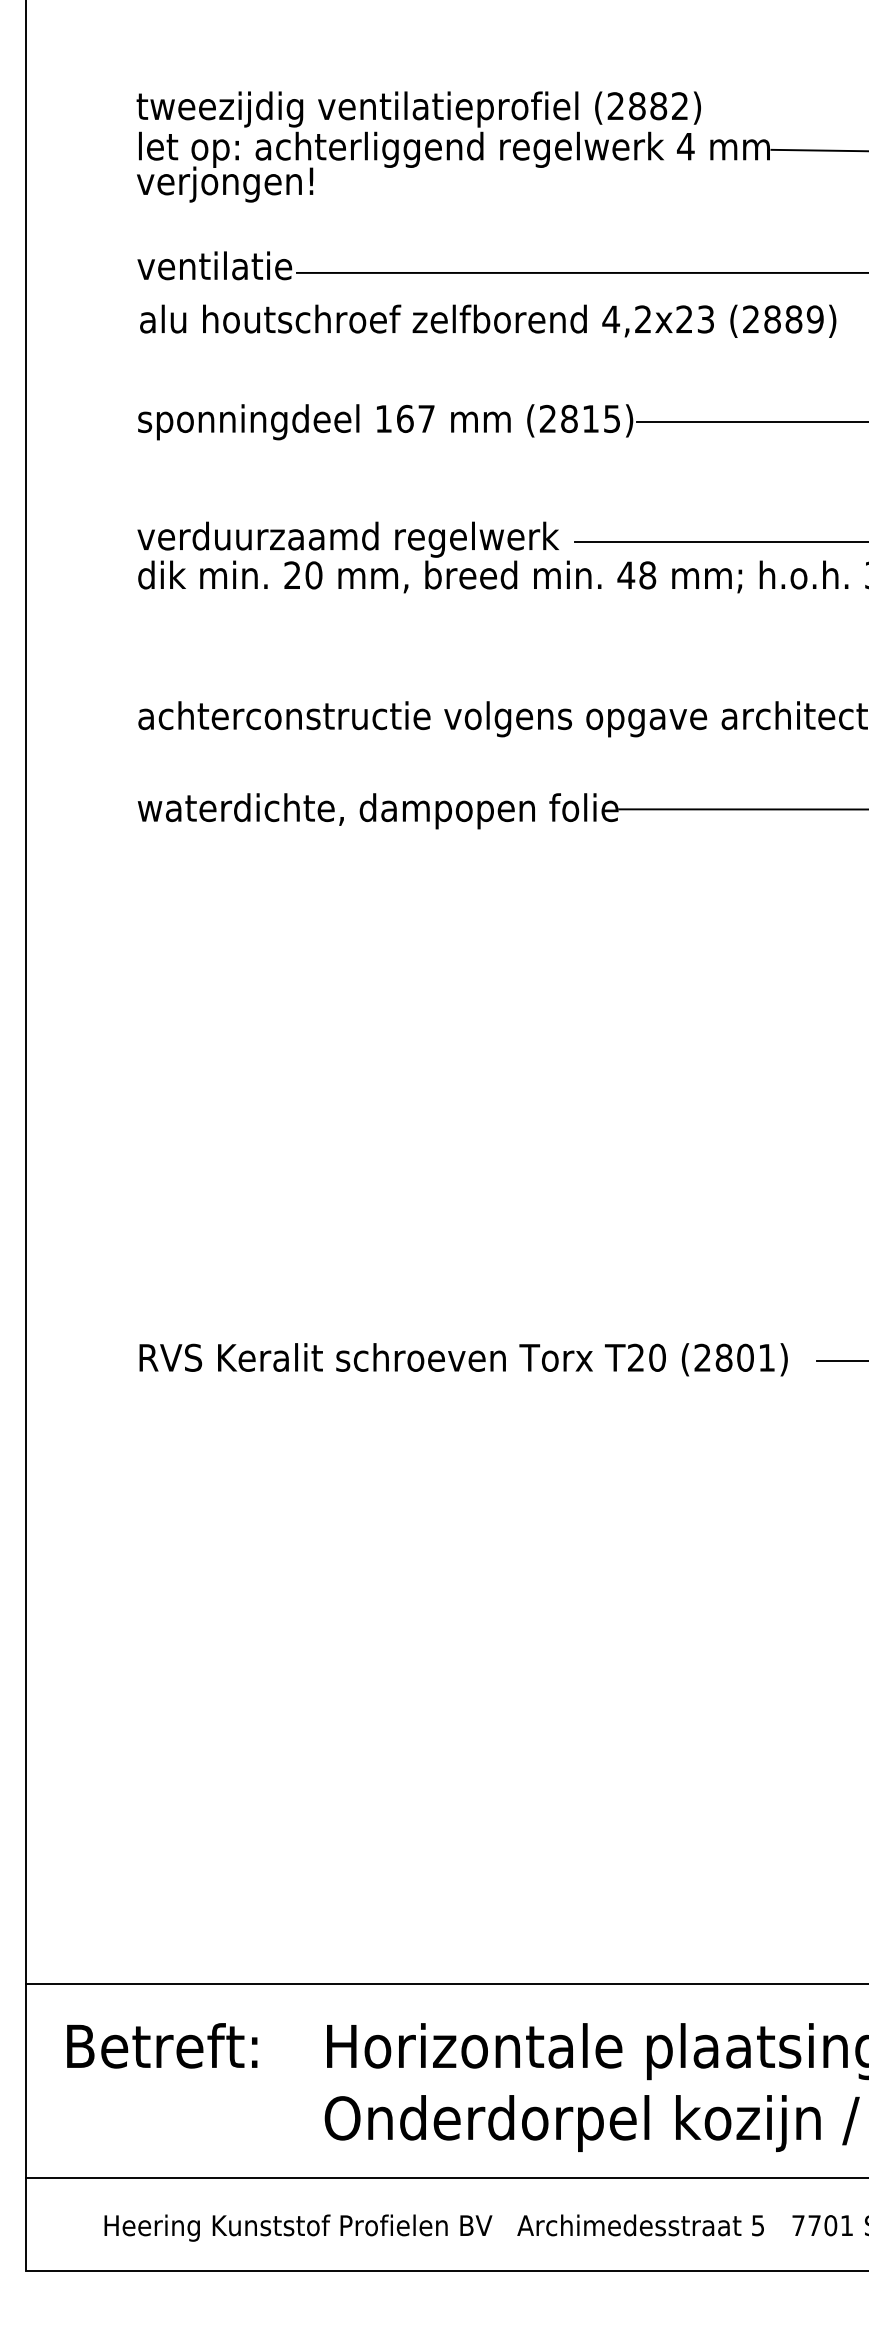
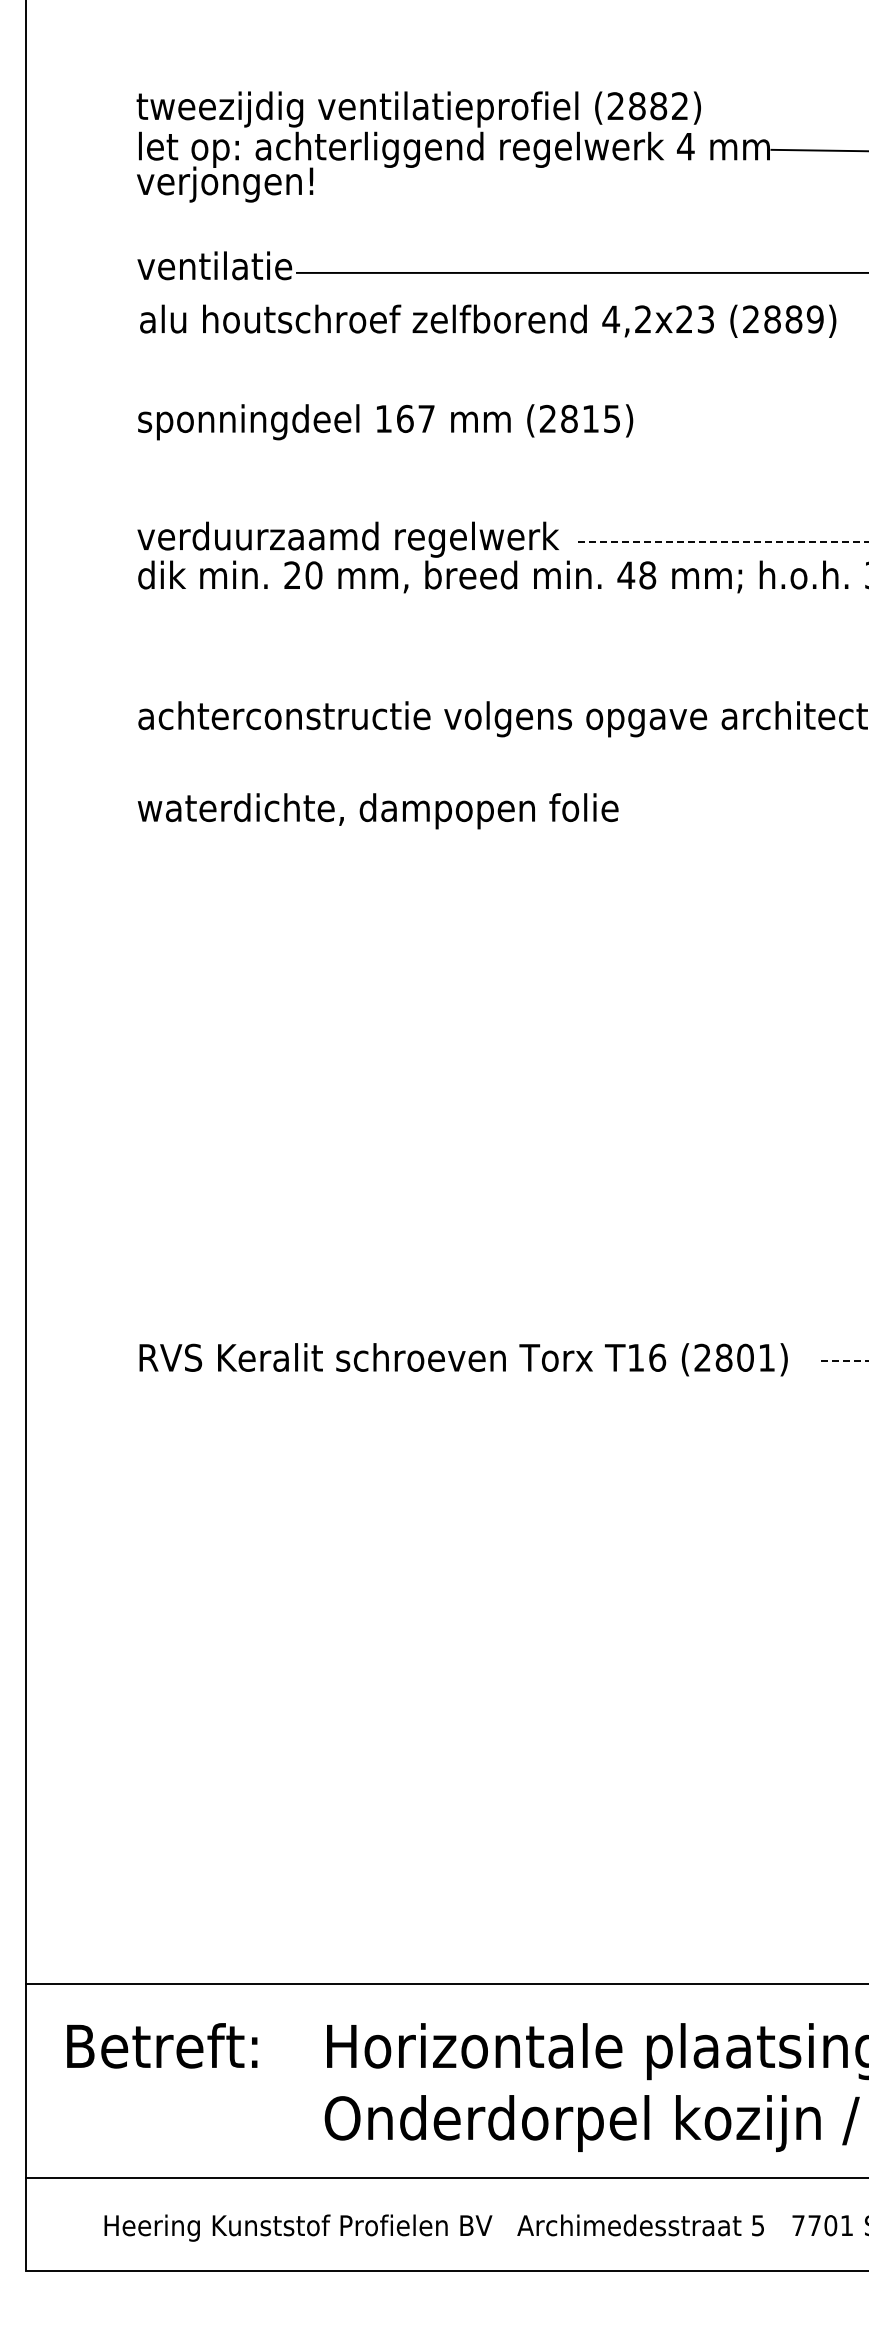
line: present -> none (750, 422)
line: solid -> dashed (721, 541)
line: present -> none (742, 809)
text: T20 -> T16 (647, 1357)
line: solid -> dashed (842, 1361)
